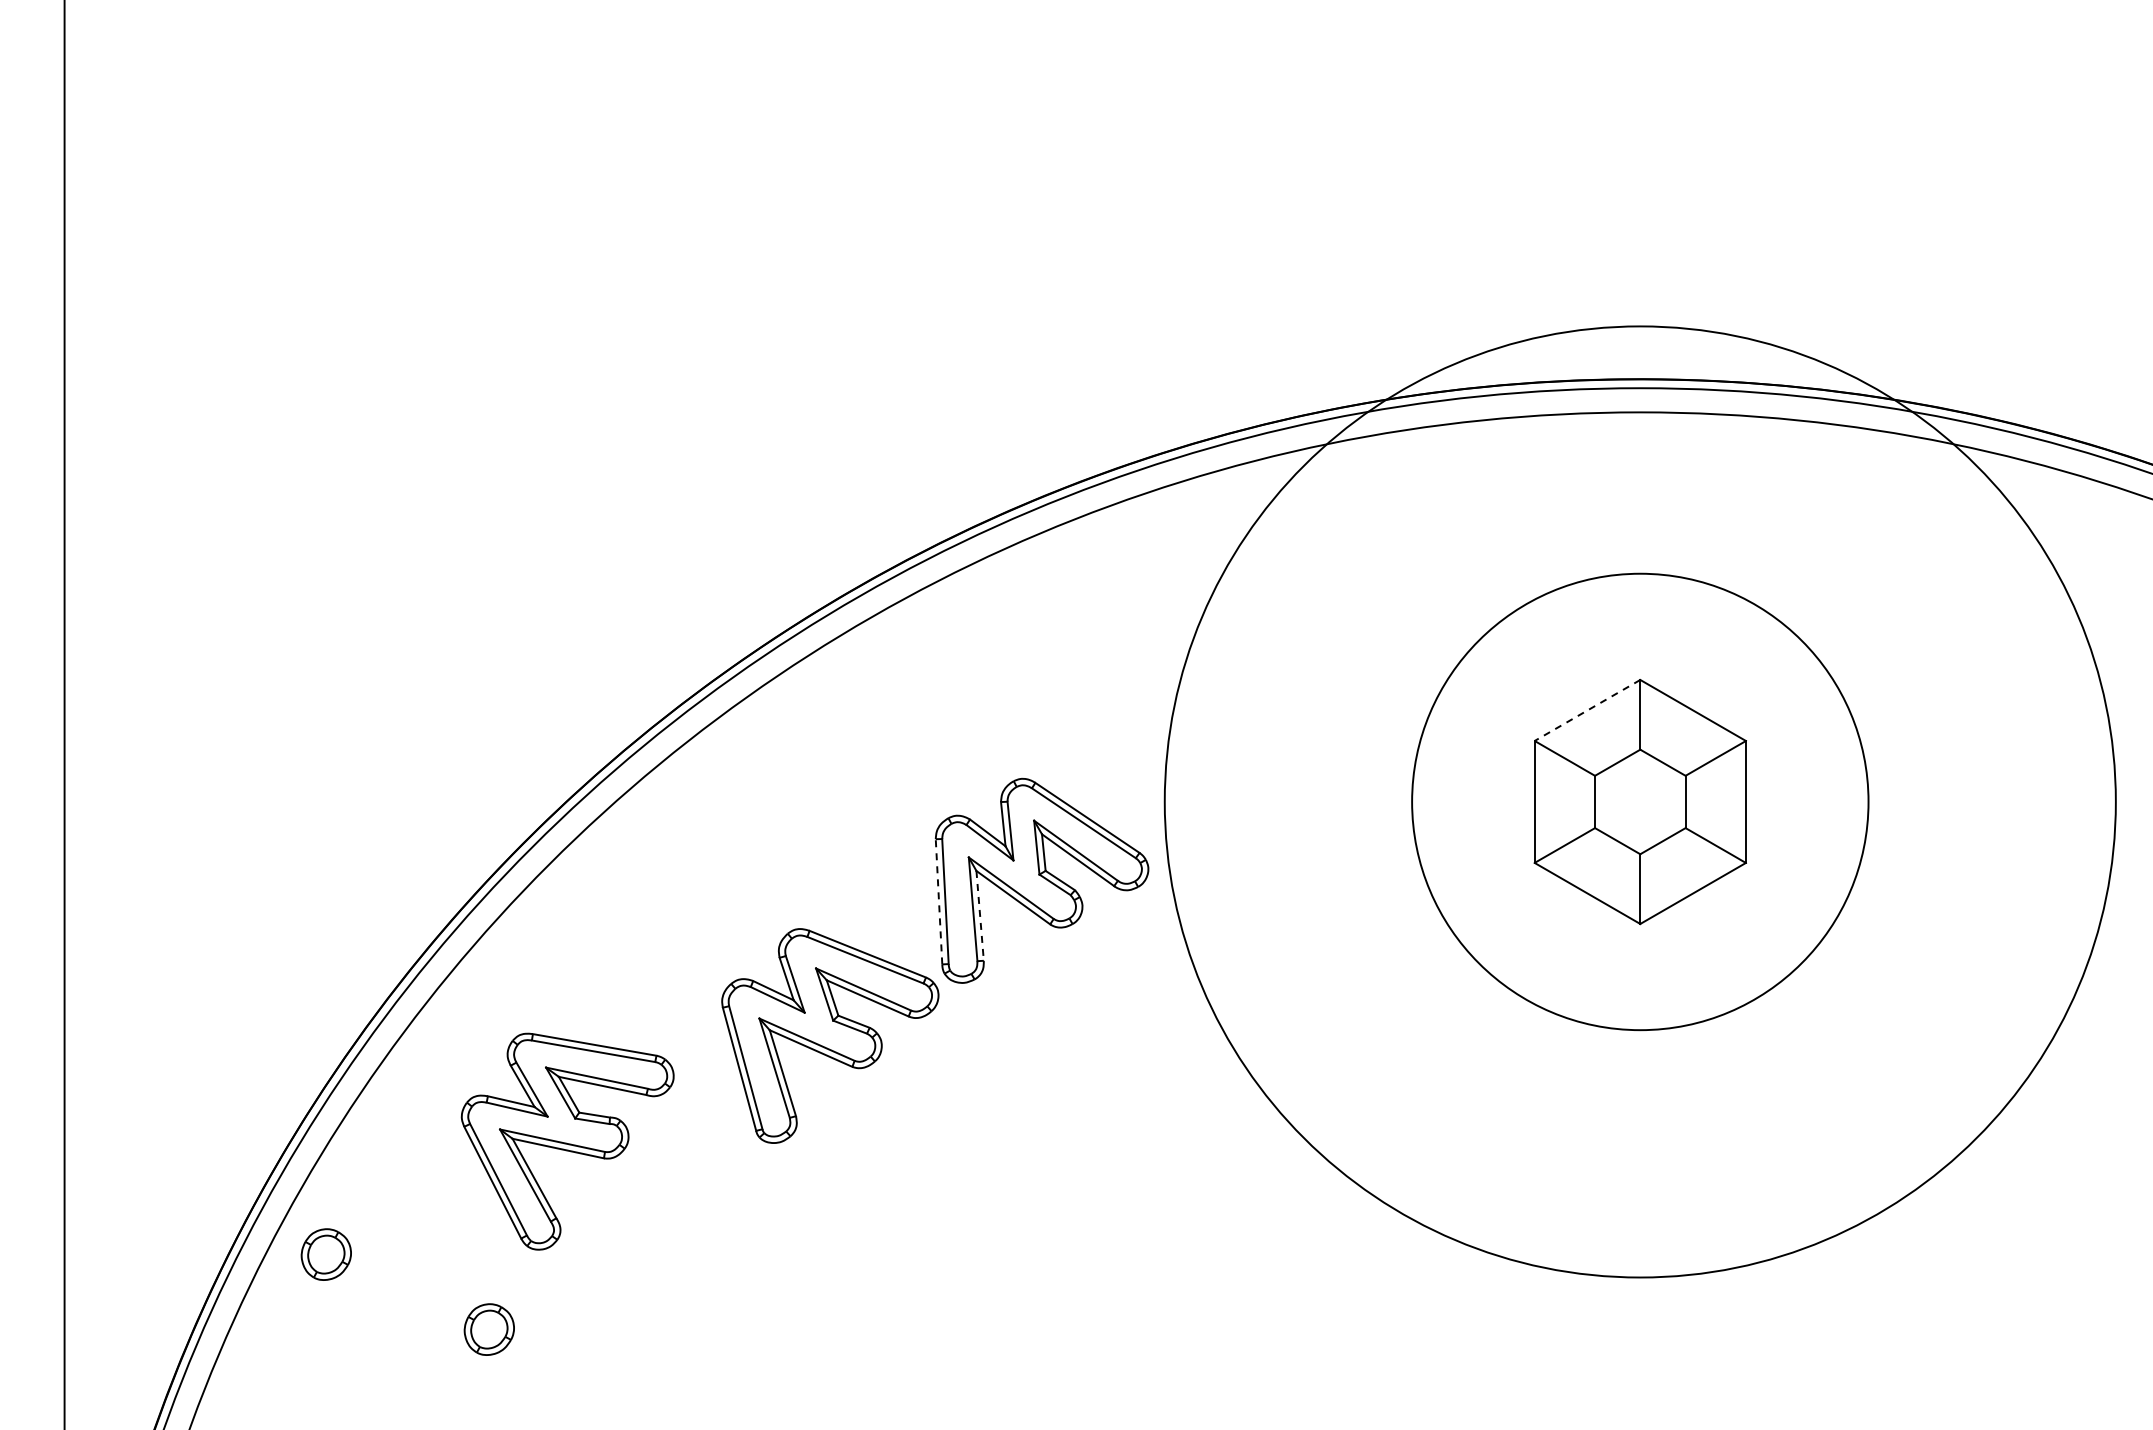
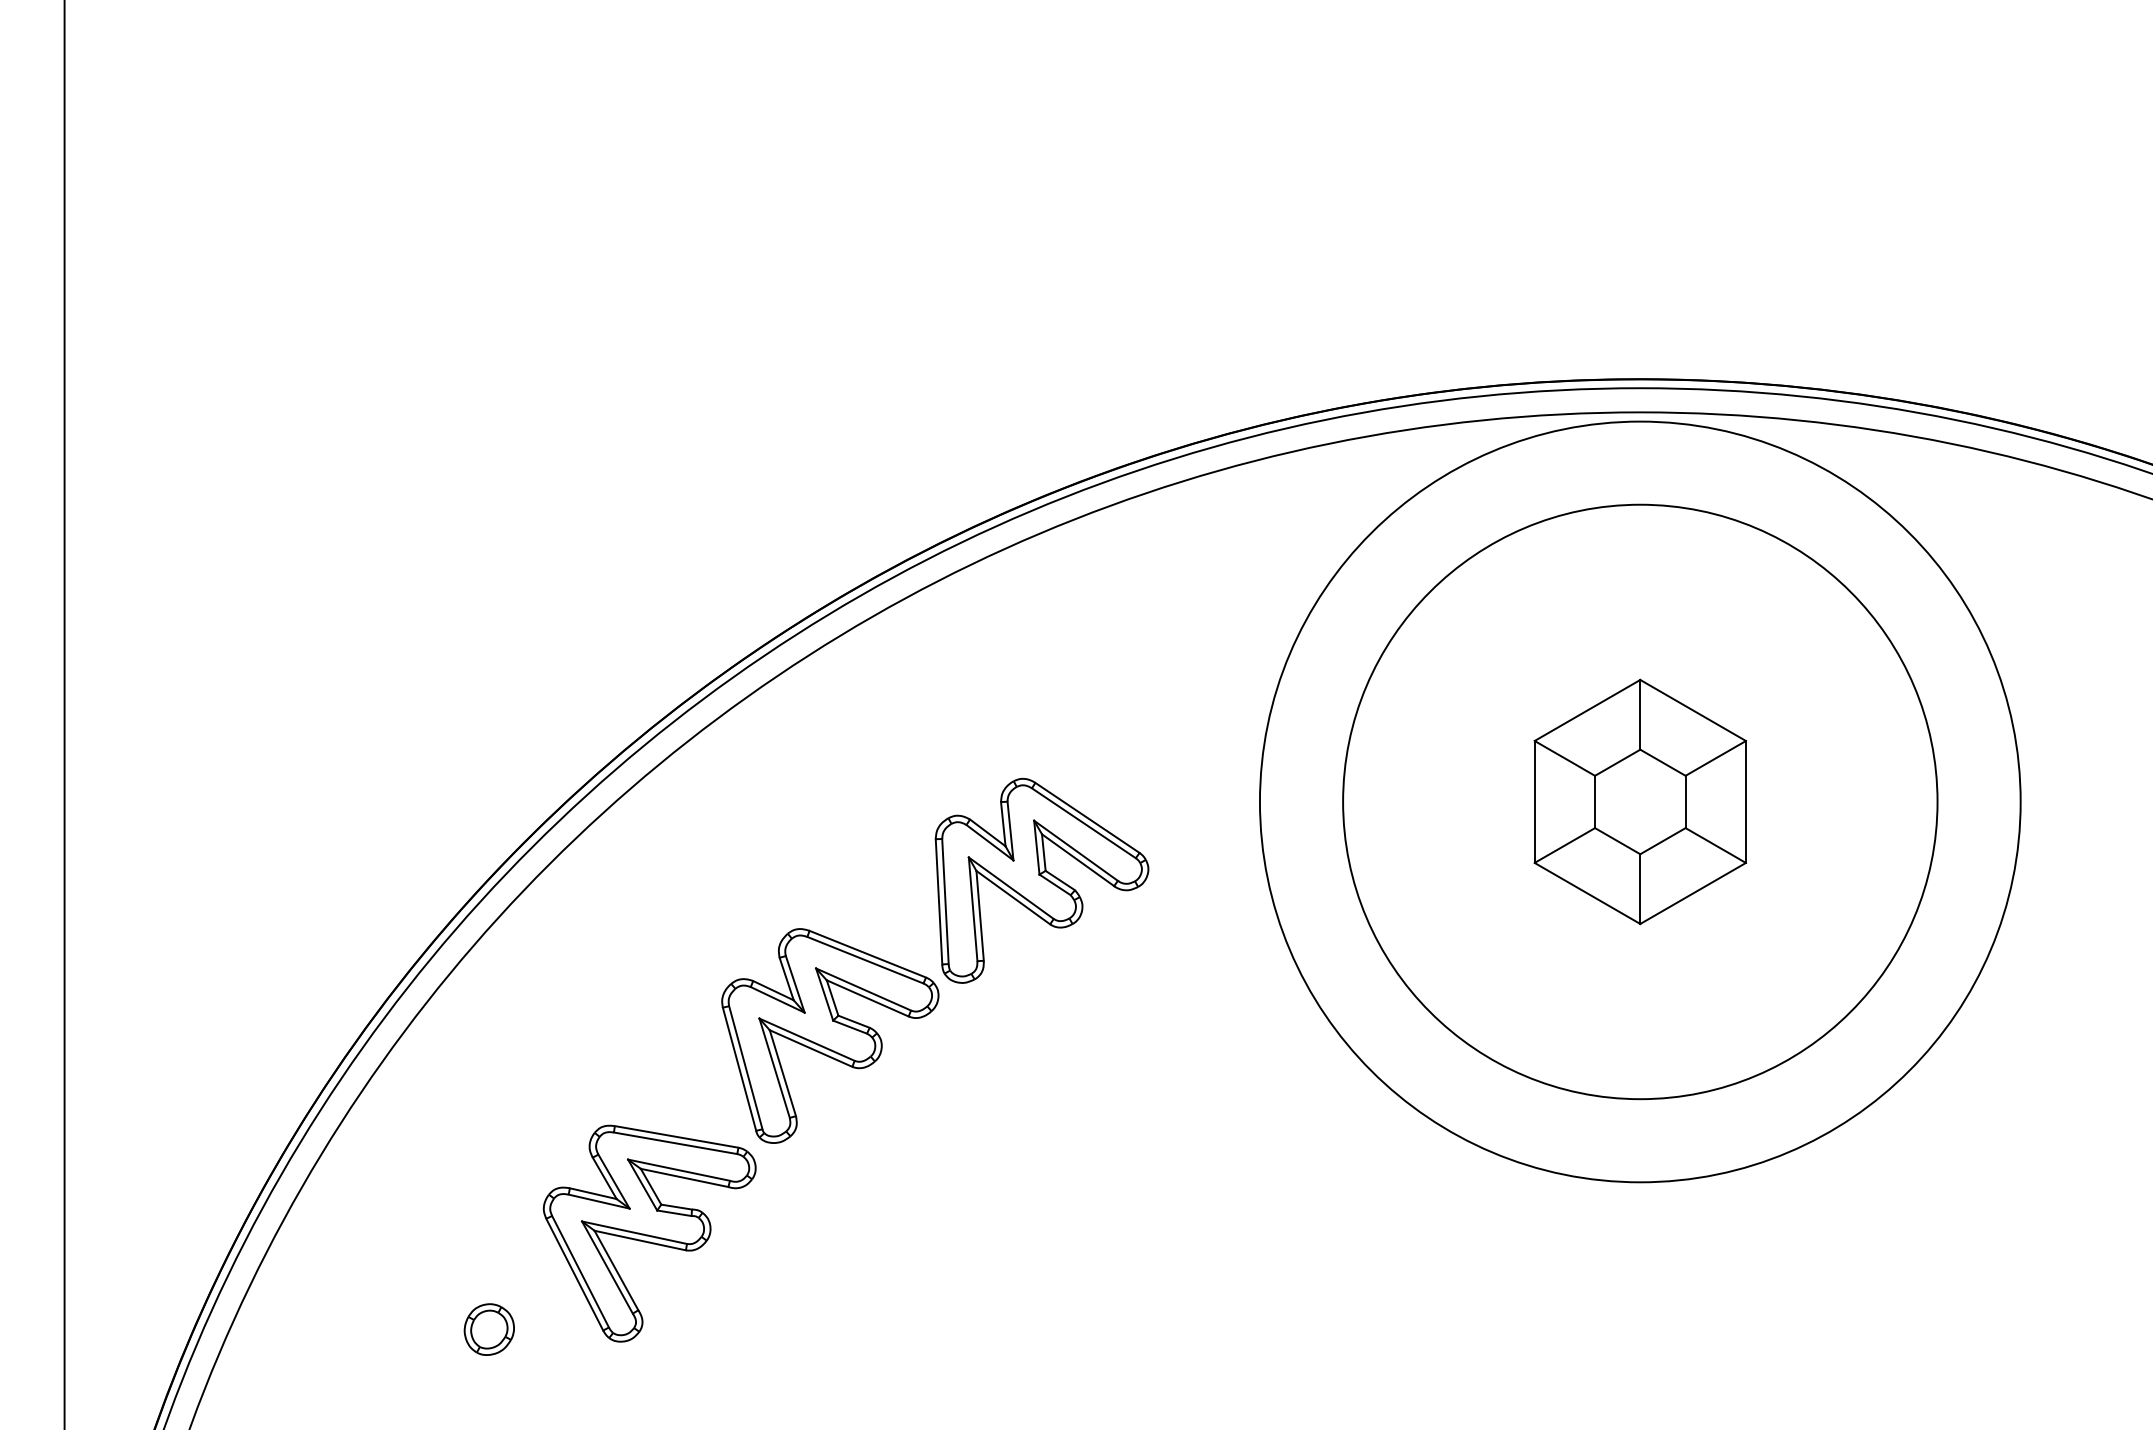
line: dashed -> solid (1587, 710)
circle diameter: 951 px -> 594 px (1640, 801)
circle diameter: 456 px -> 761 px (1639, 801)
line: dashed -> solid (939, 901)
line: dashed -> solid (980, 916)
part position: (567, 1141) -> (649, 1233) (649, 1233)
part: present -> none (325, 1254)
